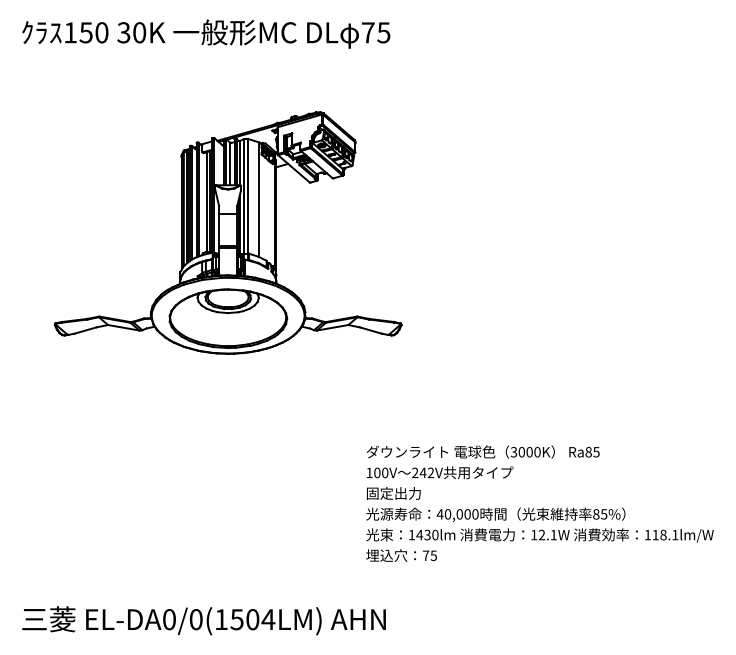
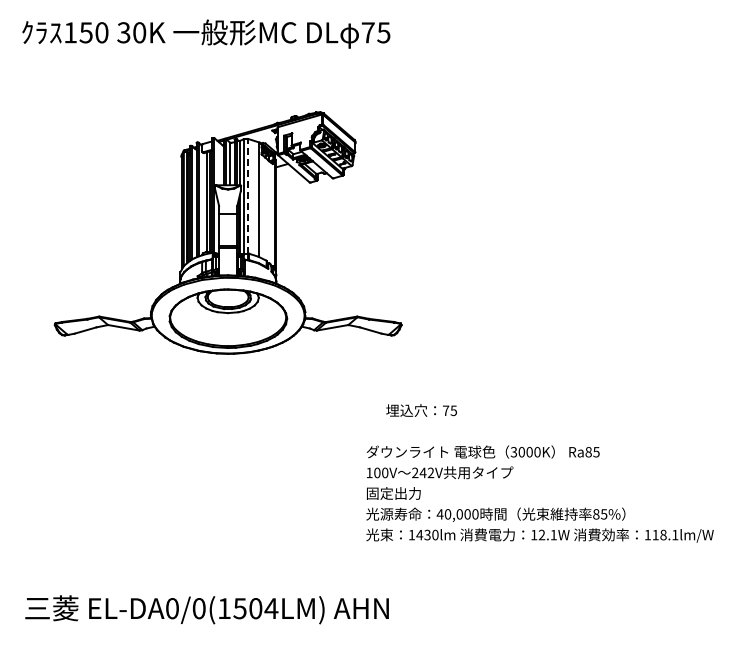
line: solid -> dashed (248, 195)
text position: (401, 555) -> (421, 410) (421, 410)
text position: (203, 620) -> (206, 609) (206, 609)
